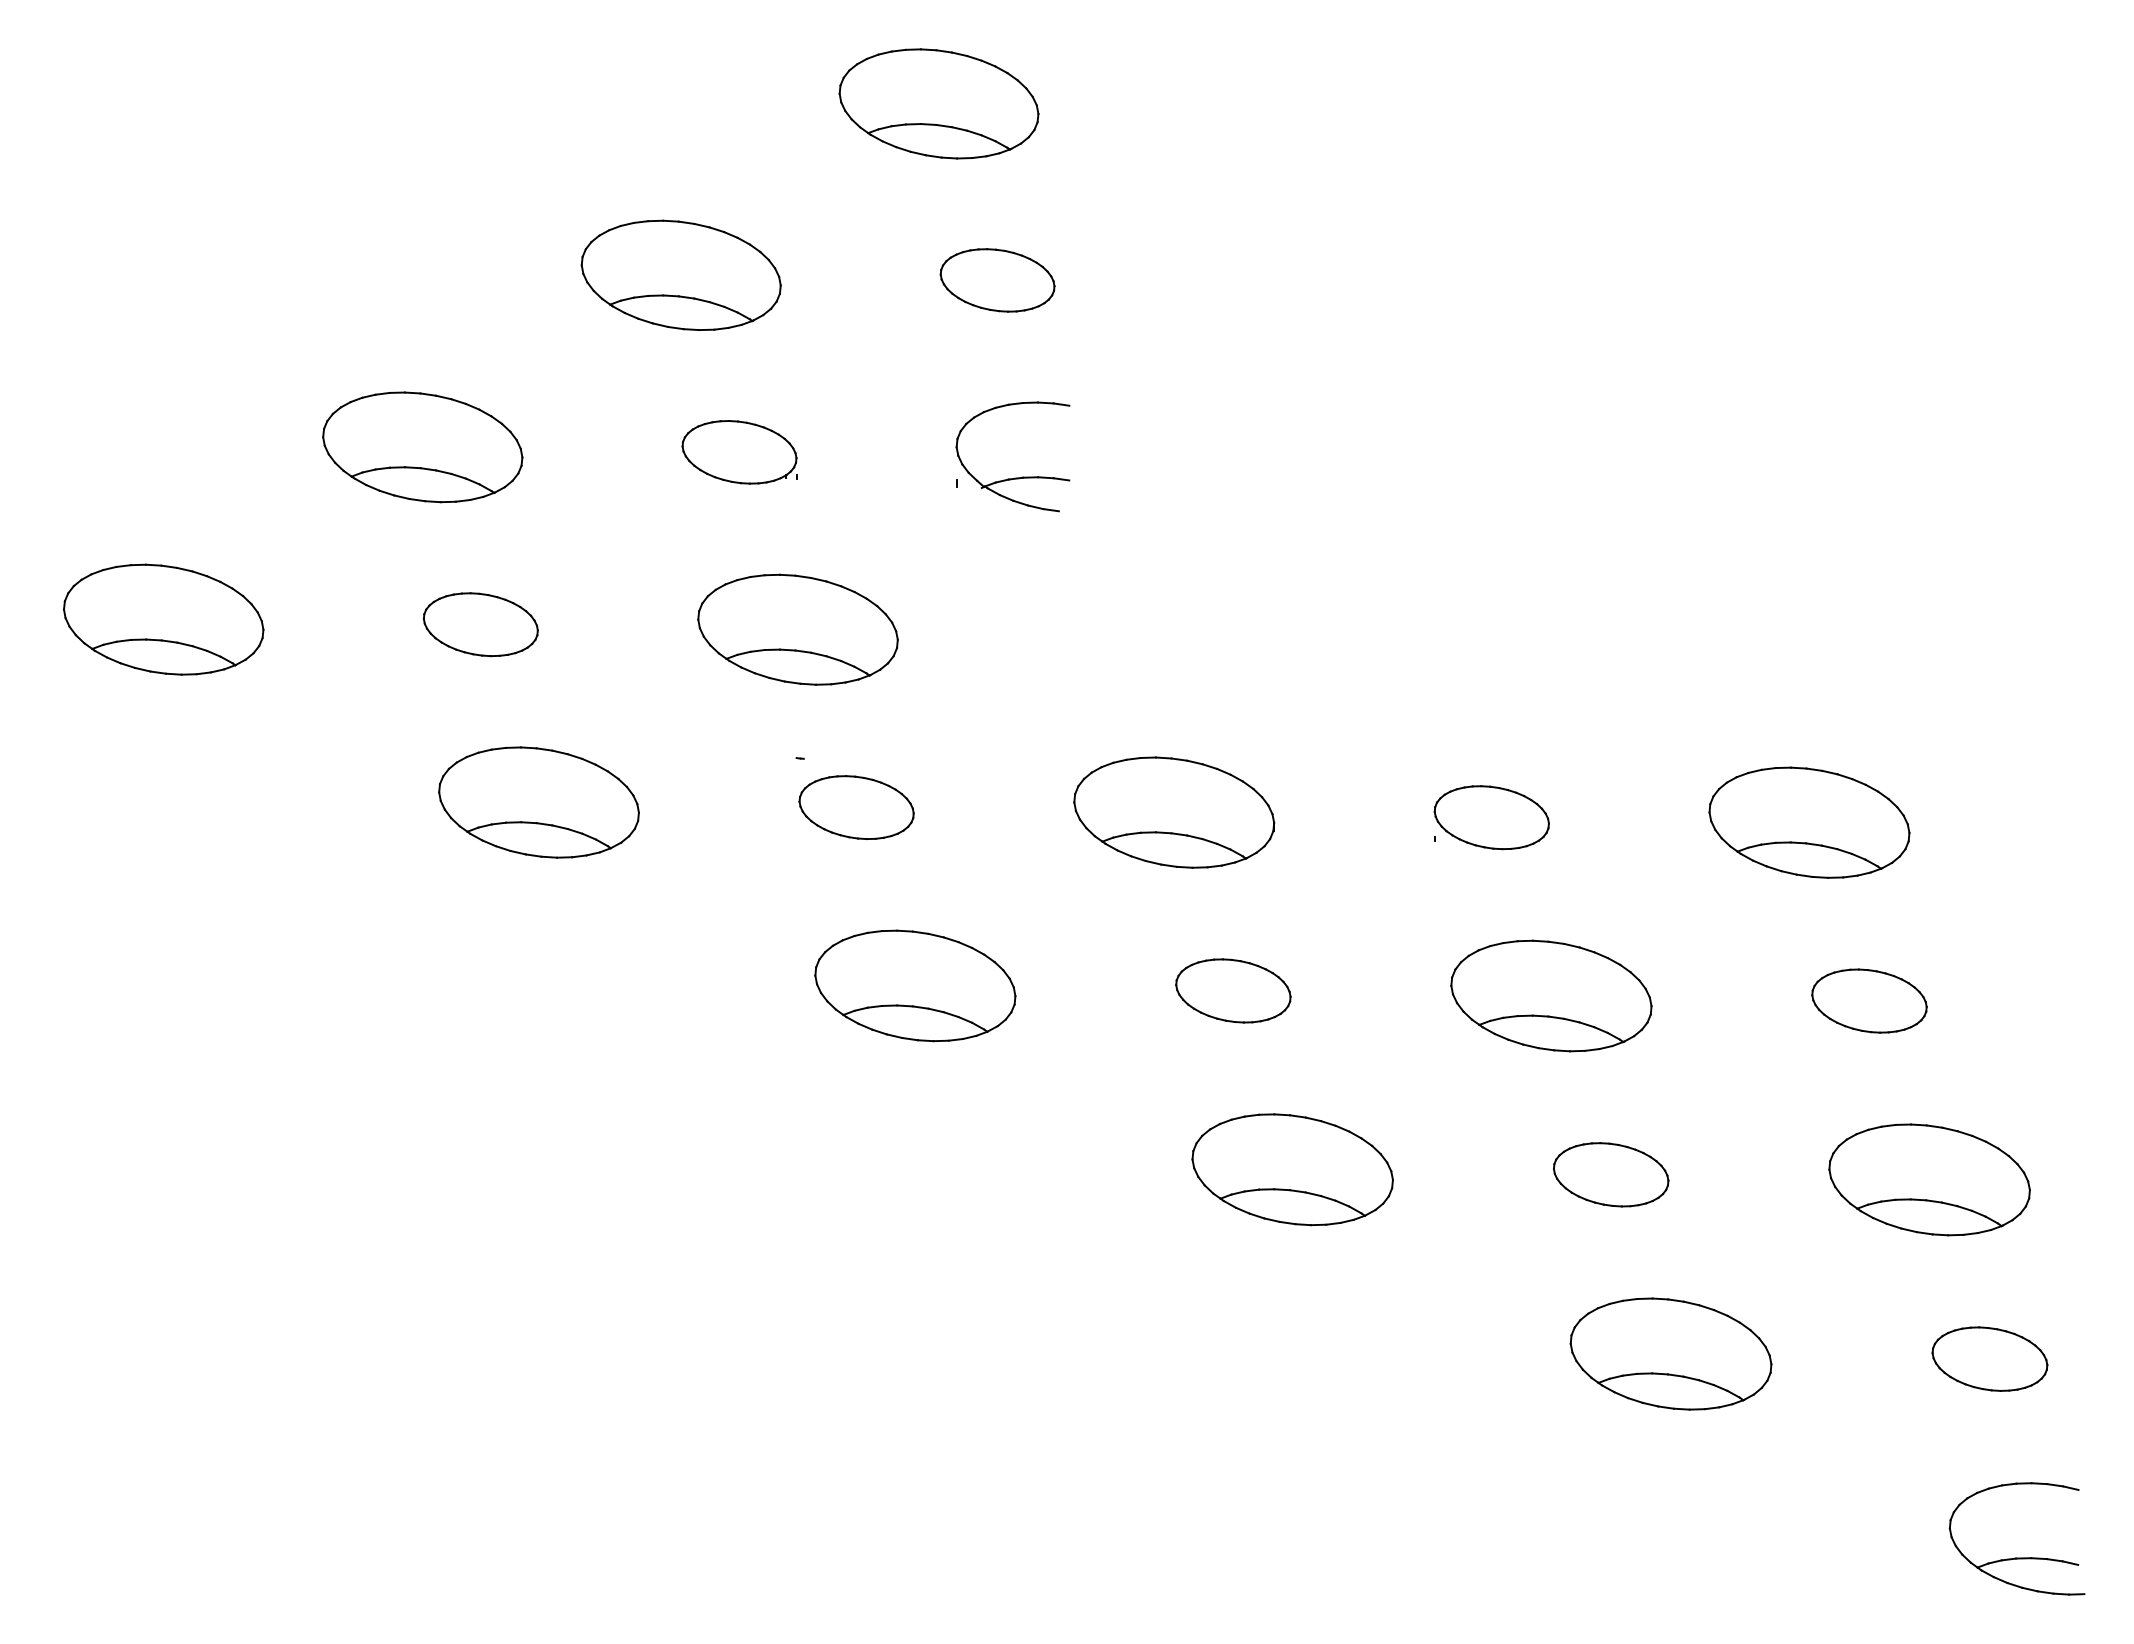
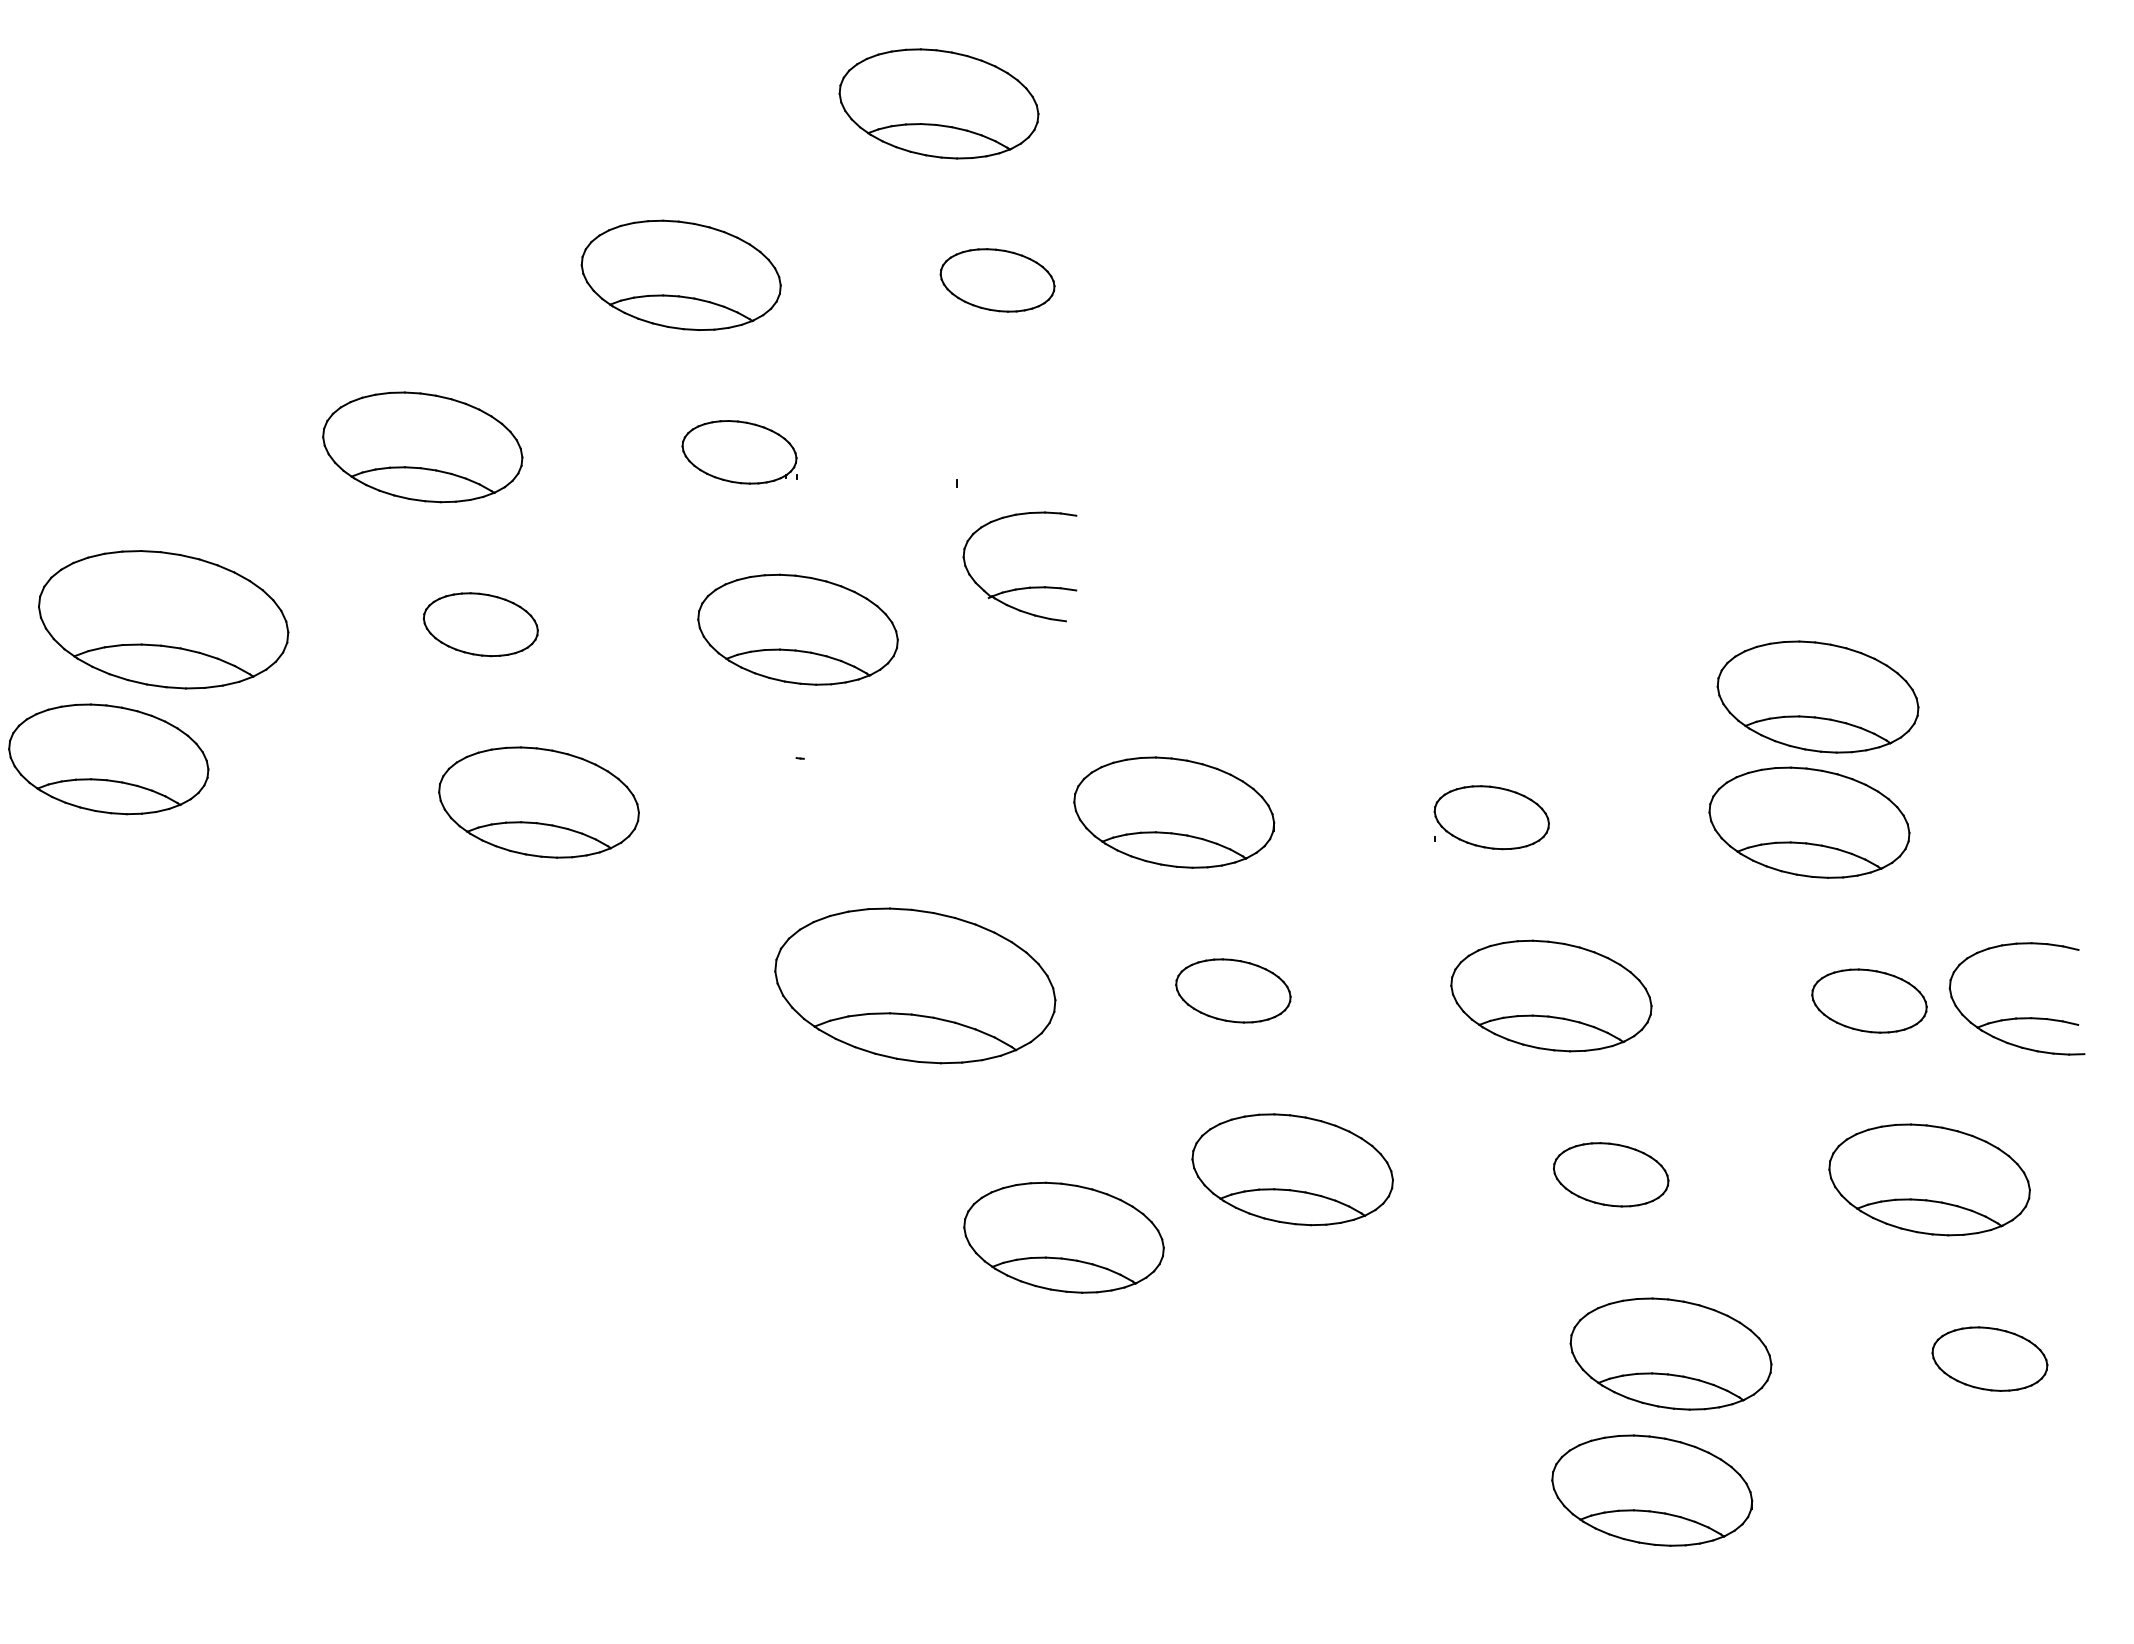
part position: (1014, 477) -> (1021, 587) (1021, 587)
part size: 202x113 px -> 252x140 px (163, 619)
part: none -> present (1817, 696)
part: none -> present (108, 759)
part: present -> none (856, 807)
part size: 203x114 px -> 283x158 px (915, 985)
part: none -> present (1063, 1237)
part: none -> present (1652, 1490)
part position: (2016, 1557) -> (2016, 1017) (2016, 1017)
